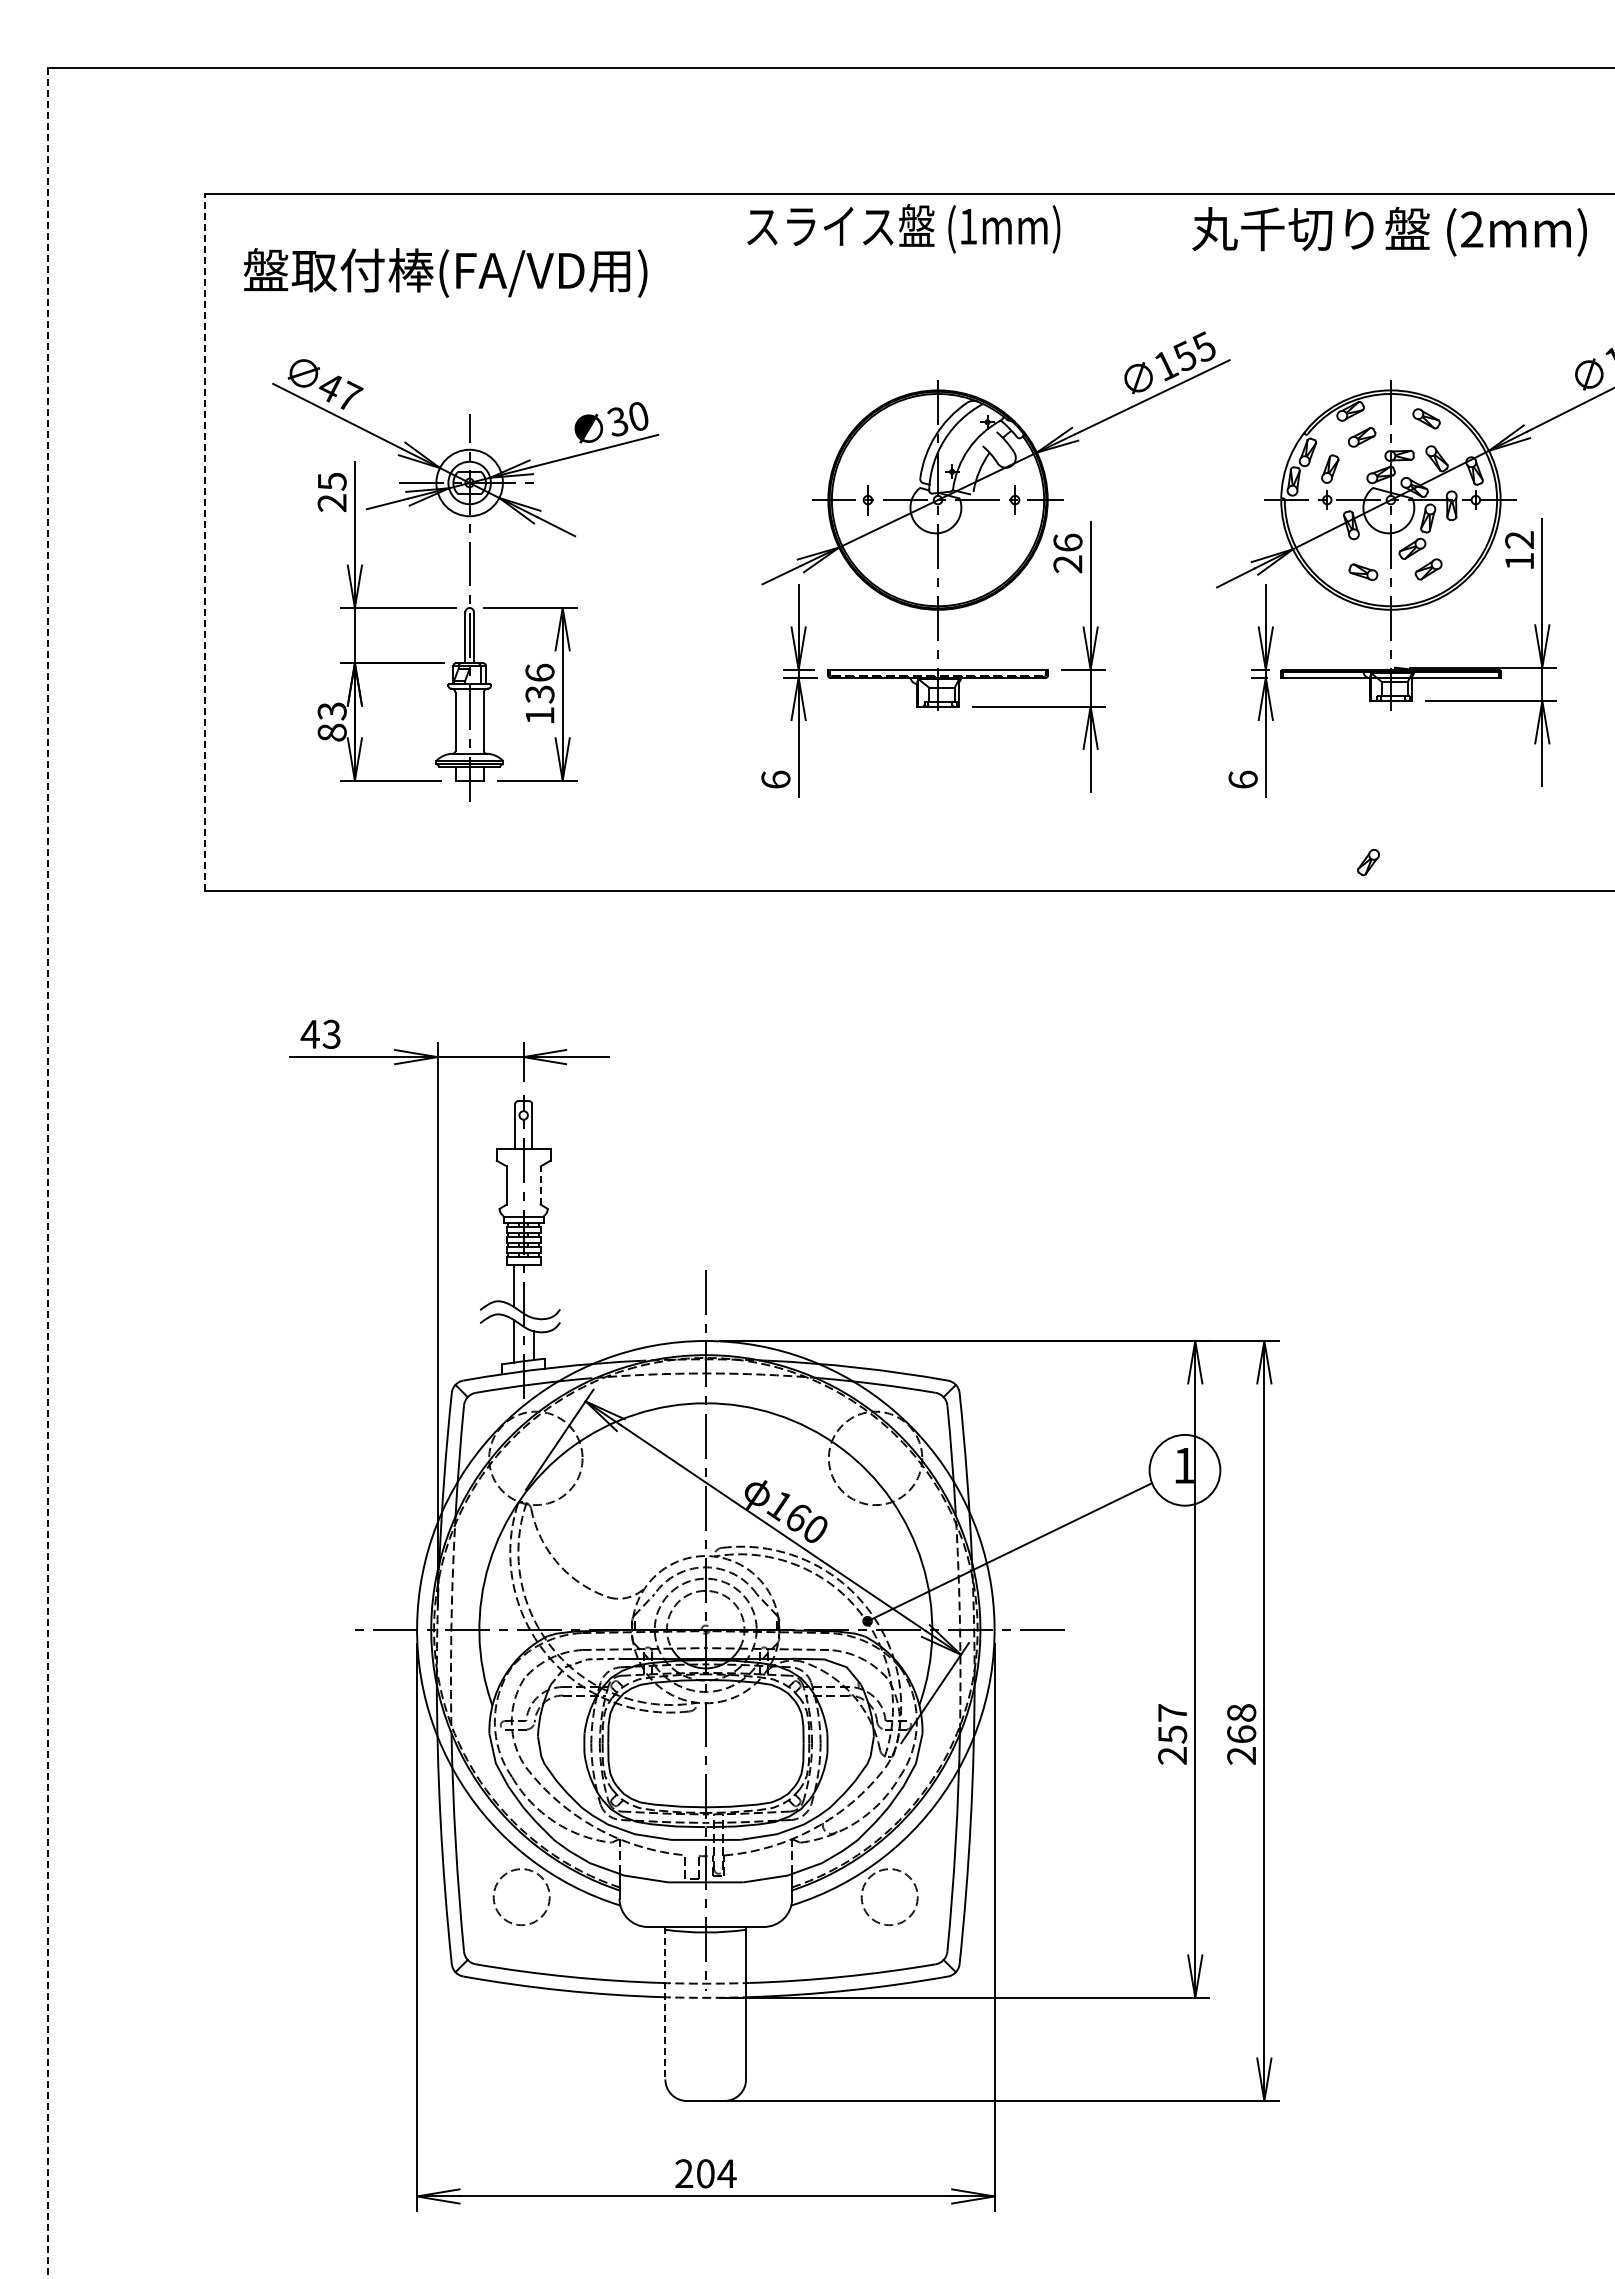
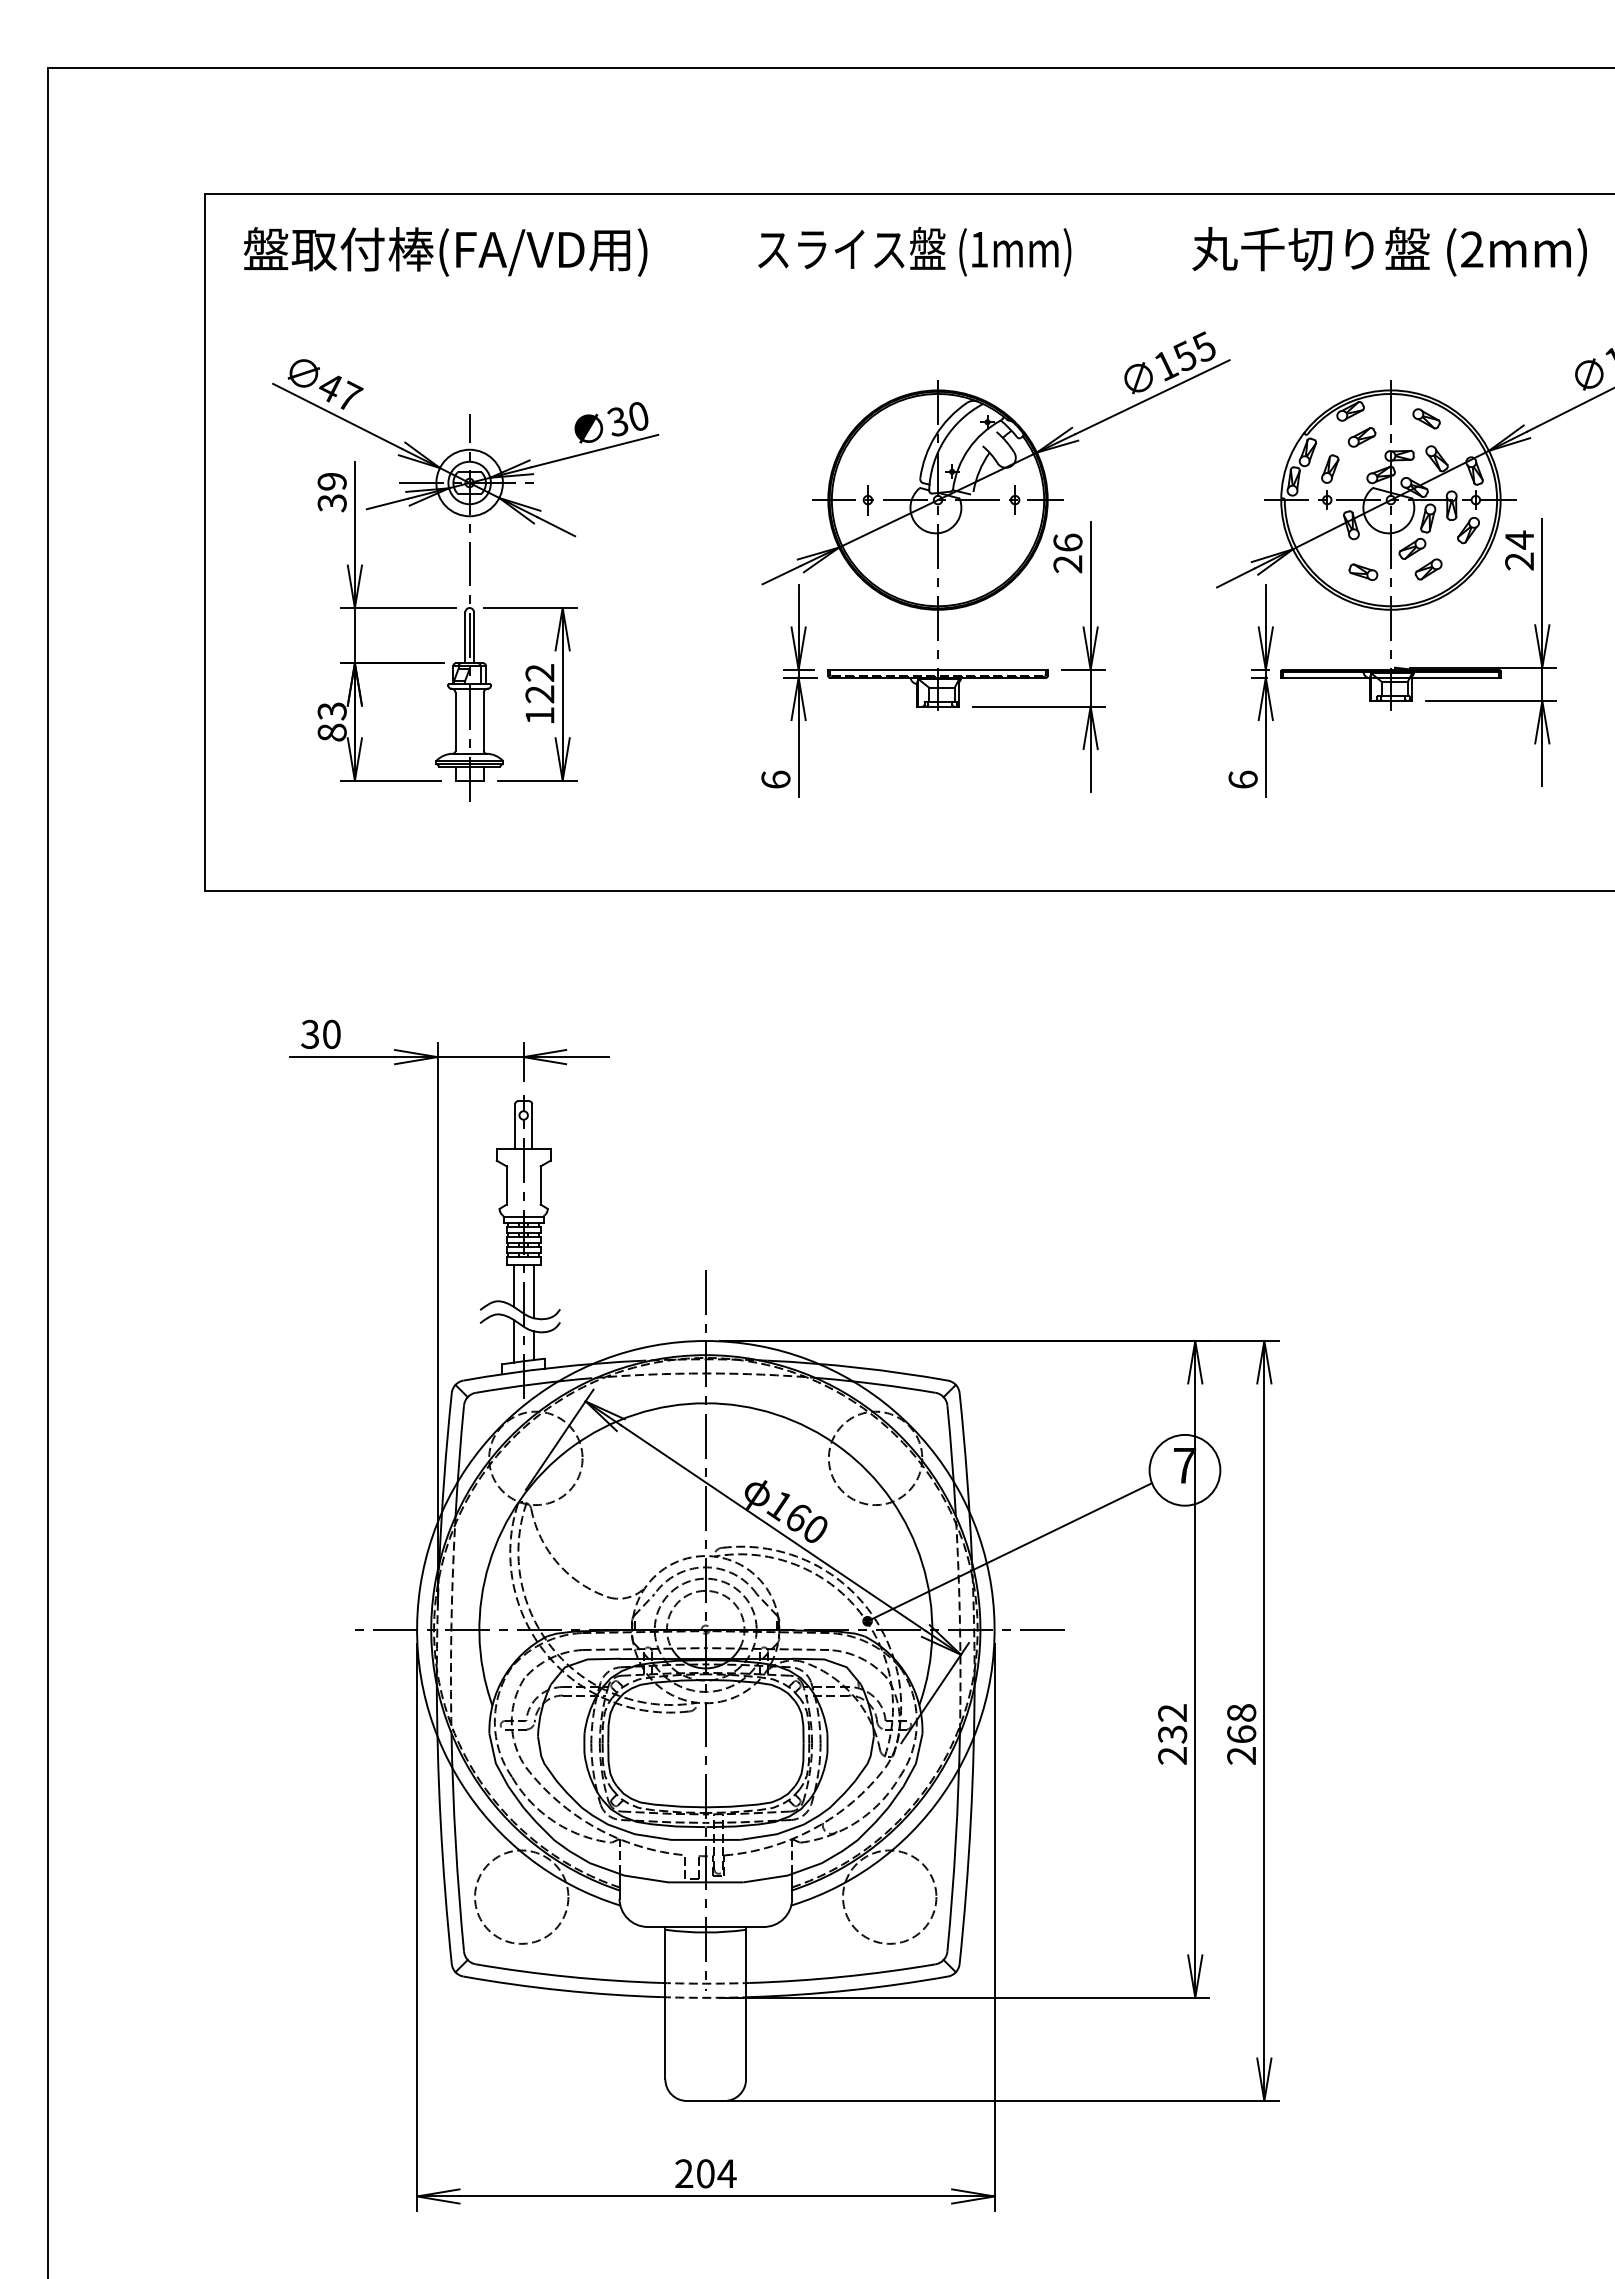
text position: (903, 228) -> (914, 251) (914, 251)
text position: (1389, 231) -> (1389, 251) (1389, 251)
text position: (445, 272) -> (445, 251) (445, 251)
text: 25 -> 39 (331, 492)
line: dashed -> solid (205, 542)
text: 12 -> 24 (1519, 550)
text: 136 -> 122 (539, 683)
part position: (1368, 862) -> (1468, 530) (1468, 530)
text: 43 -> 30 (320, 1033)
line: dashed -> solid (48, 1174)
line: dashed -> solid (540, 1185)
line: none -> present (533, 1292)
text: 1 -> 7 (1185, 1465)
line: dashed -> solid (580, 1661)
text: 257 -> 232 (1172, 1723)
circle diameter: 56 px -> 93 px (521, 1896)
circle diameter: 56 px -> 93 px (889, 1896)
line: dashed -> solid (665, 2003)
